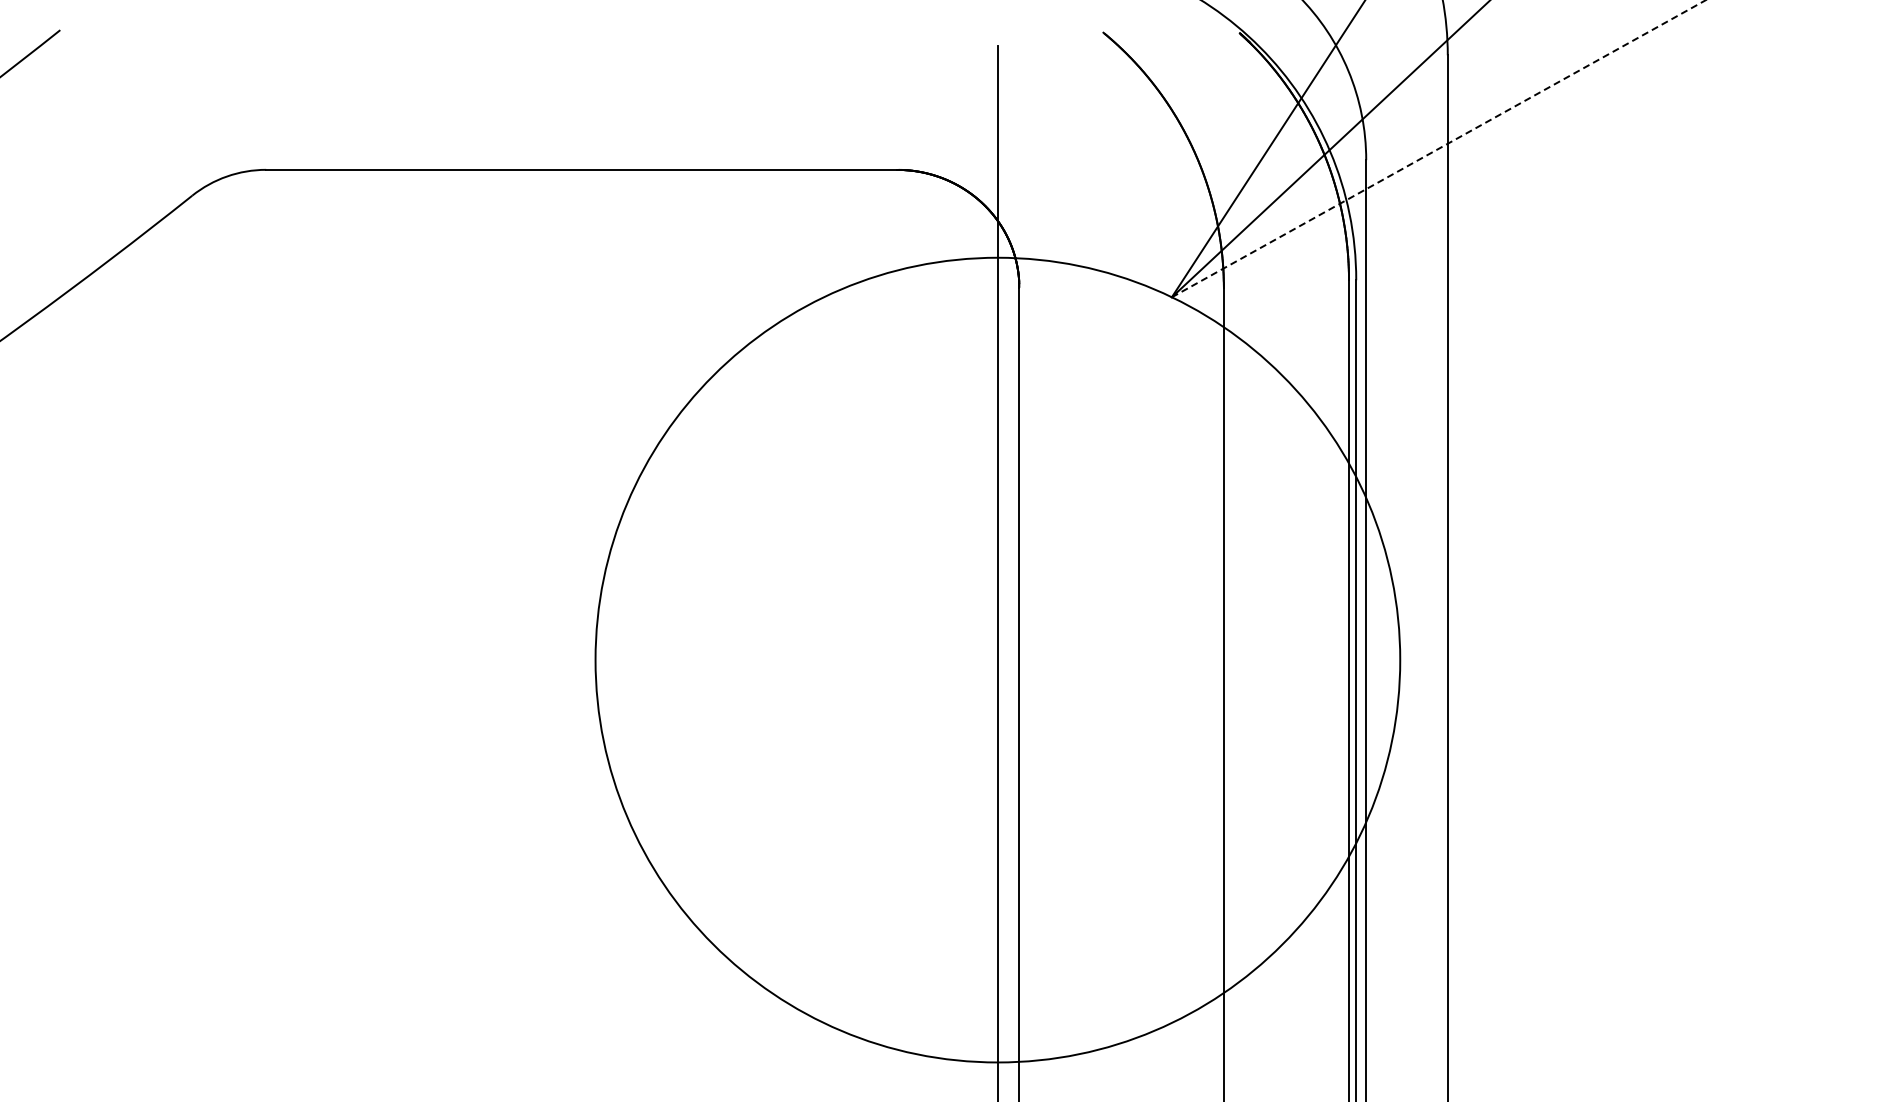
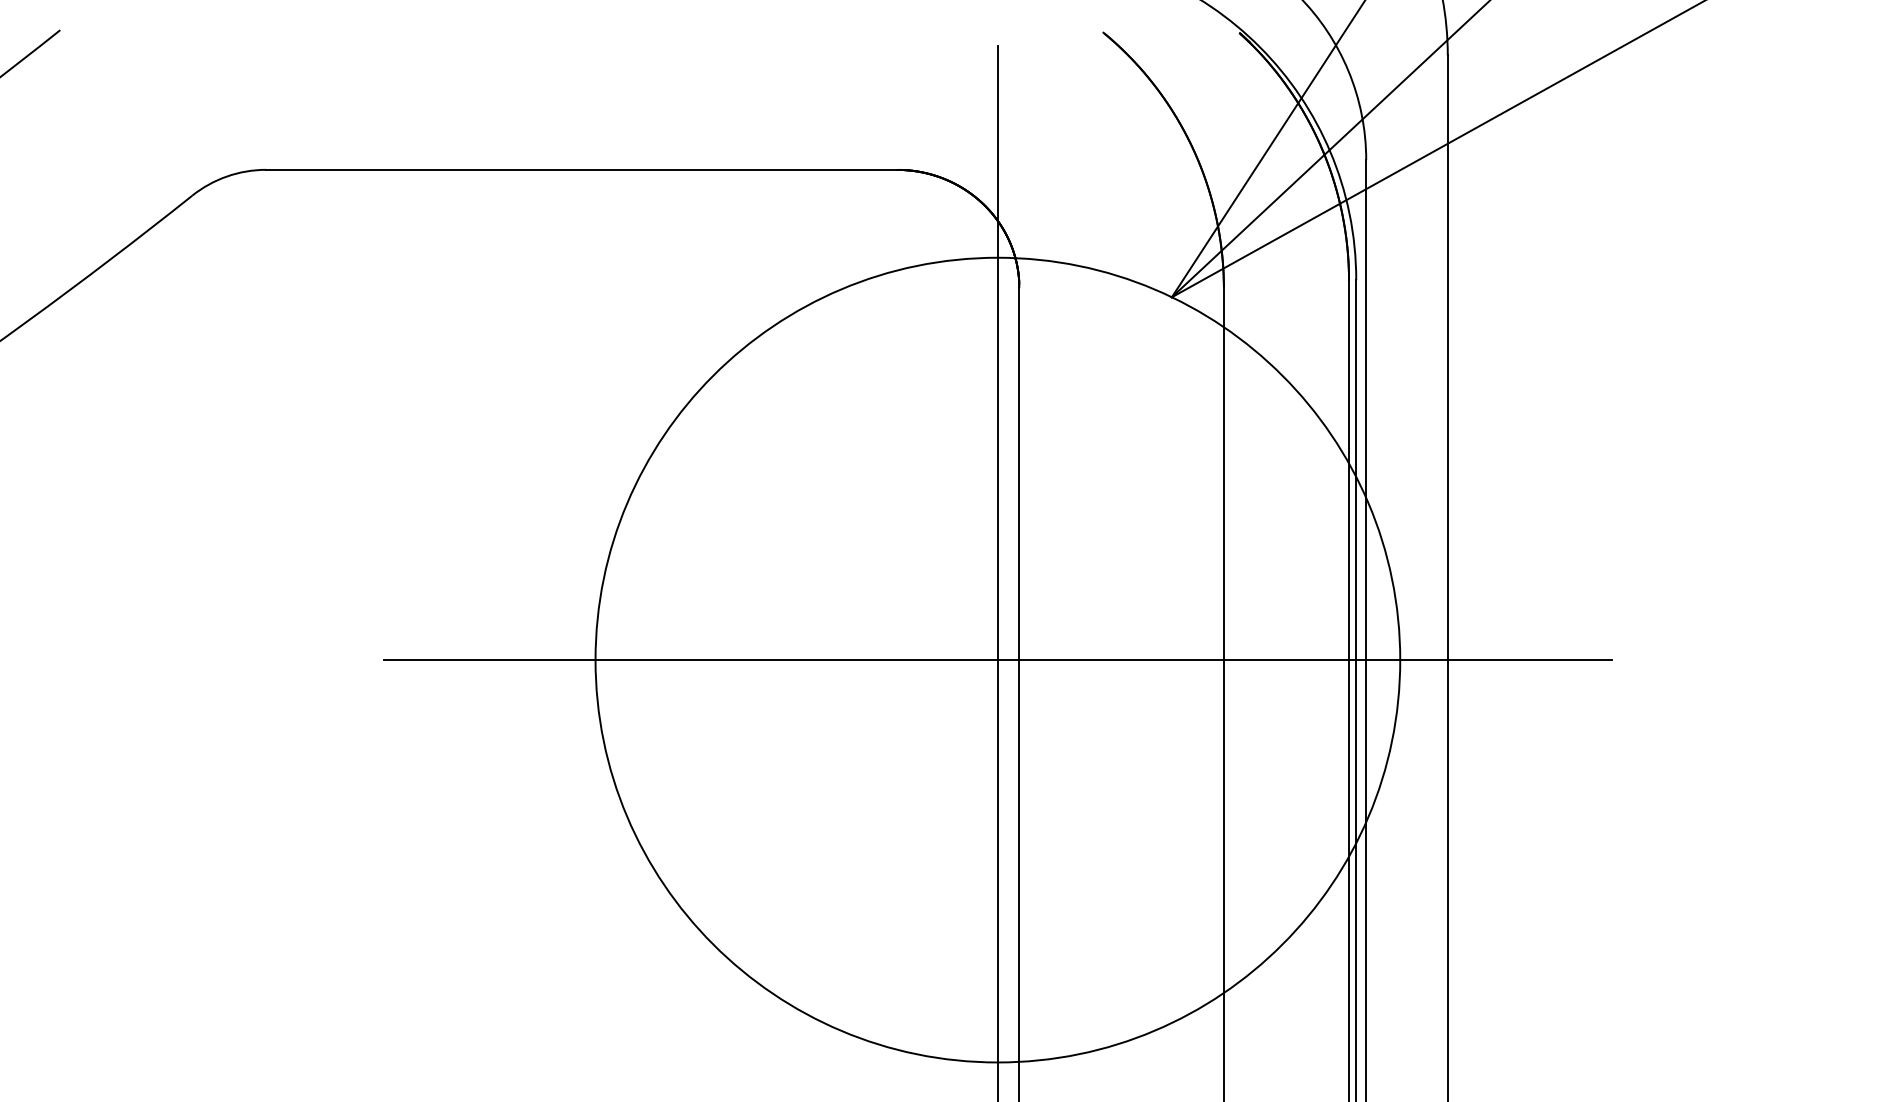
line: dashed -> solid (1438, 148)
line: none -> present (997, 660)
